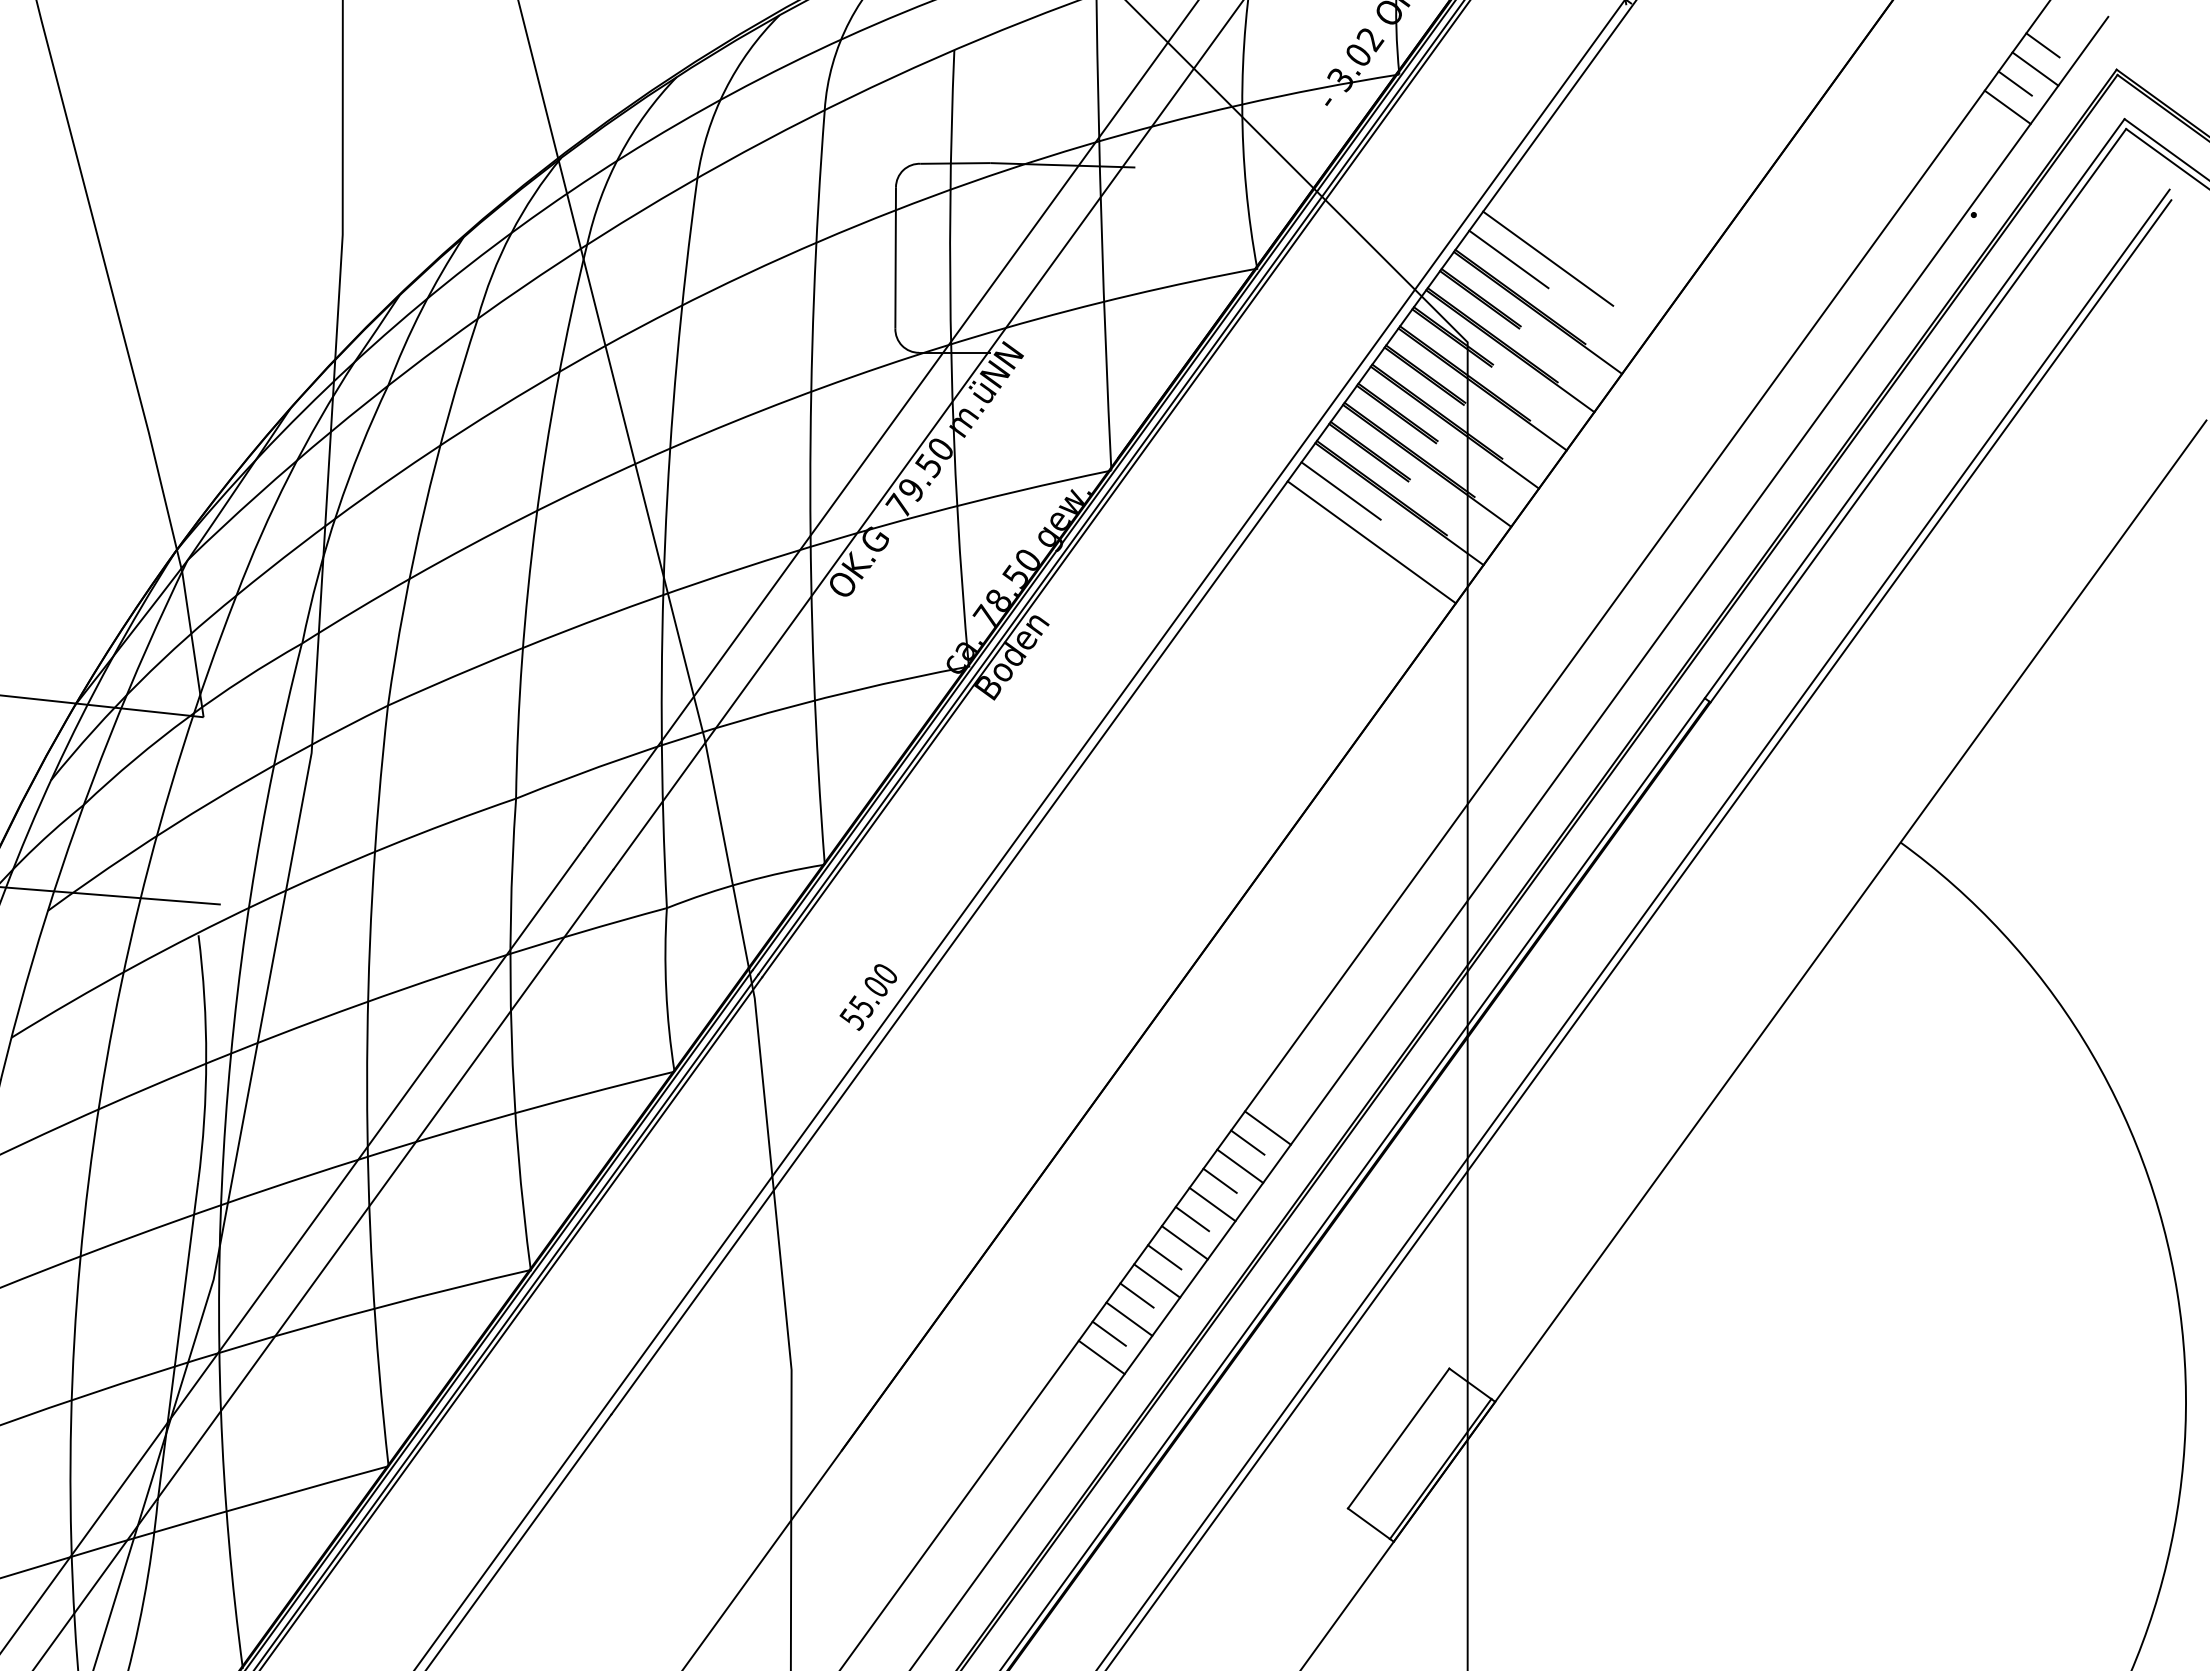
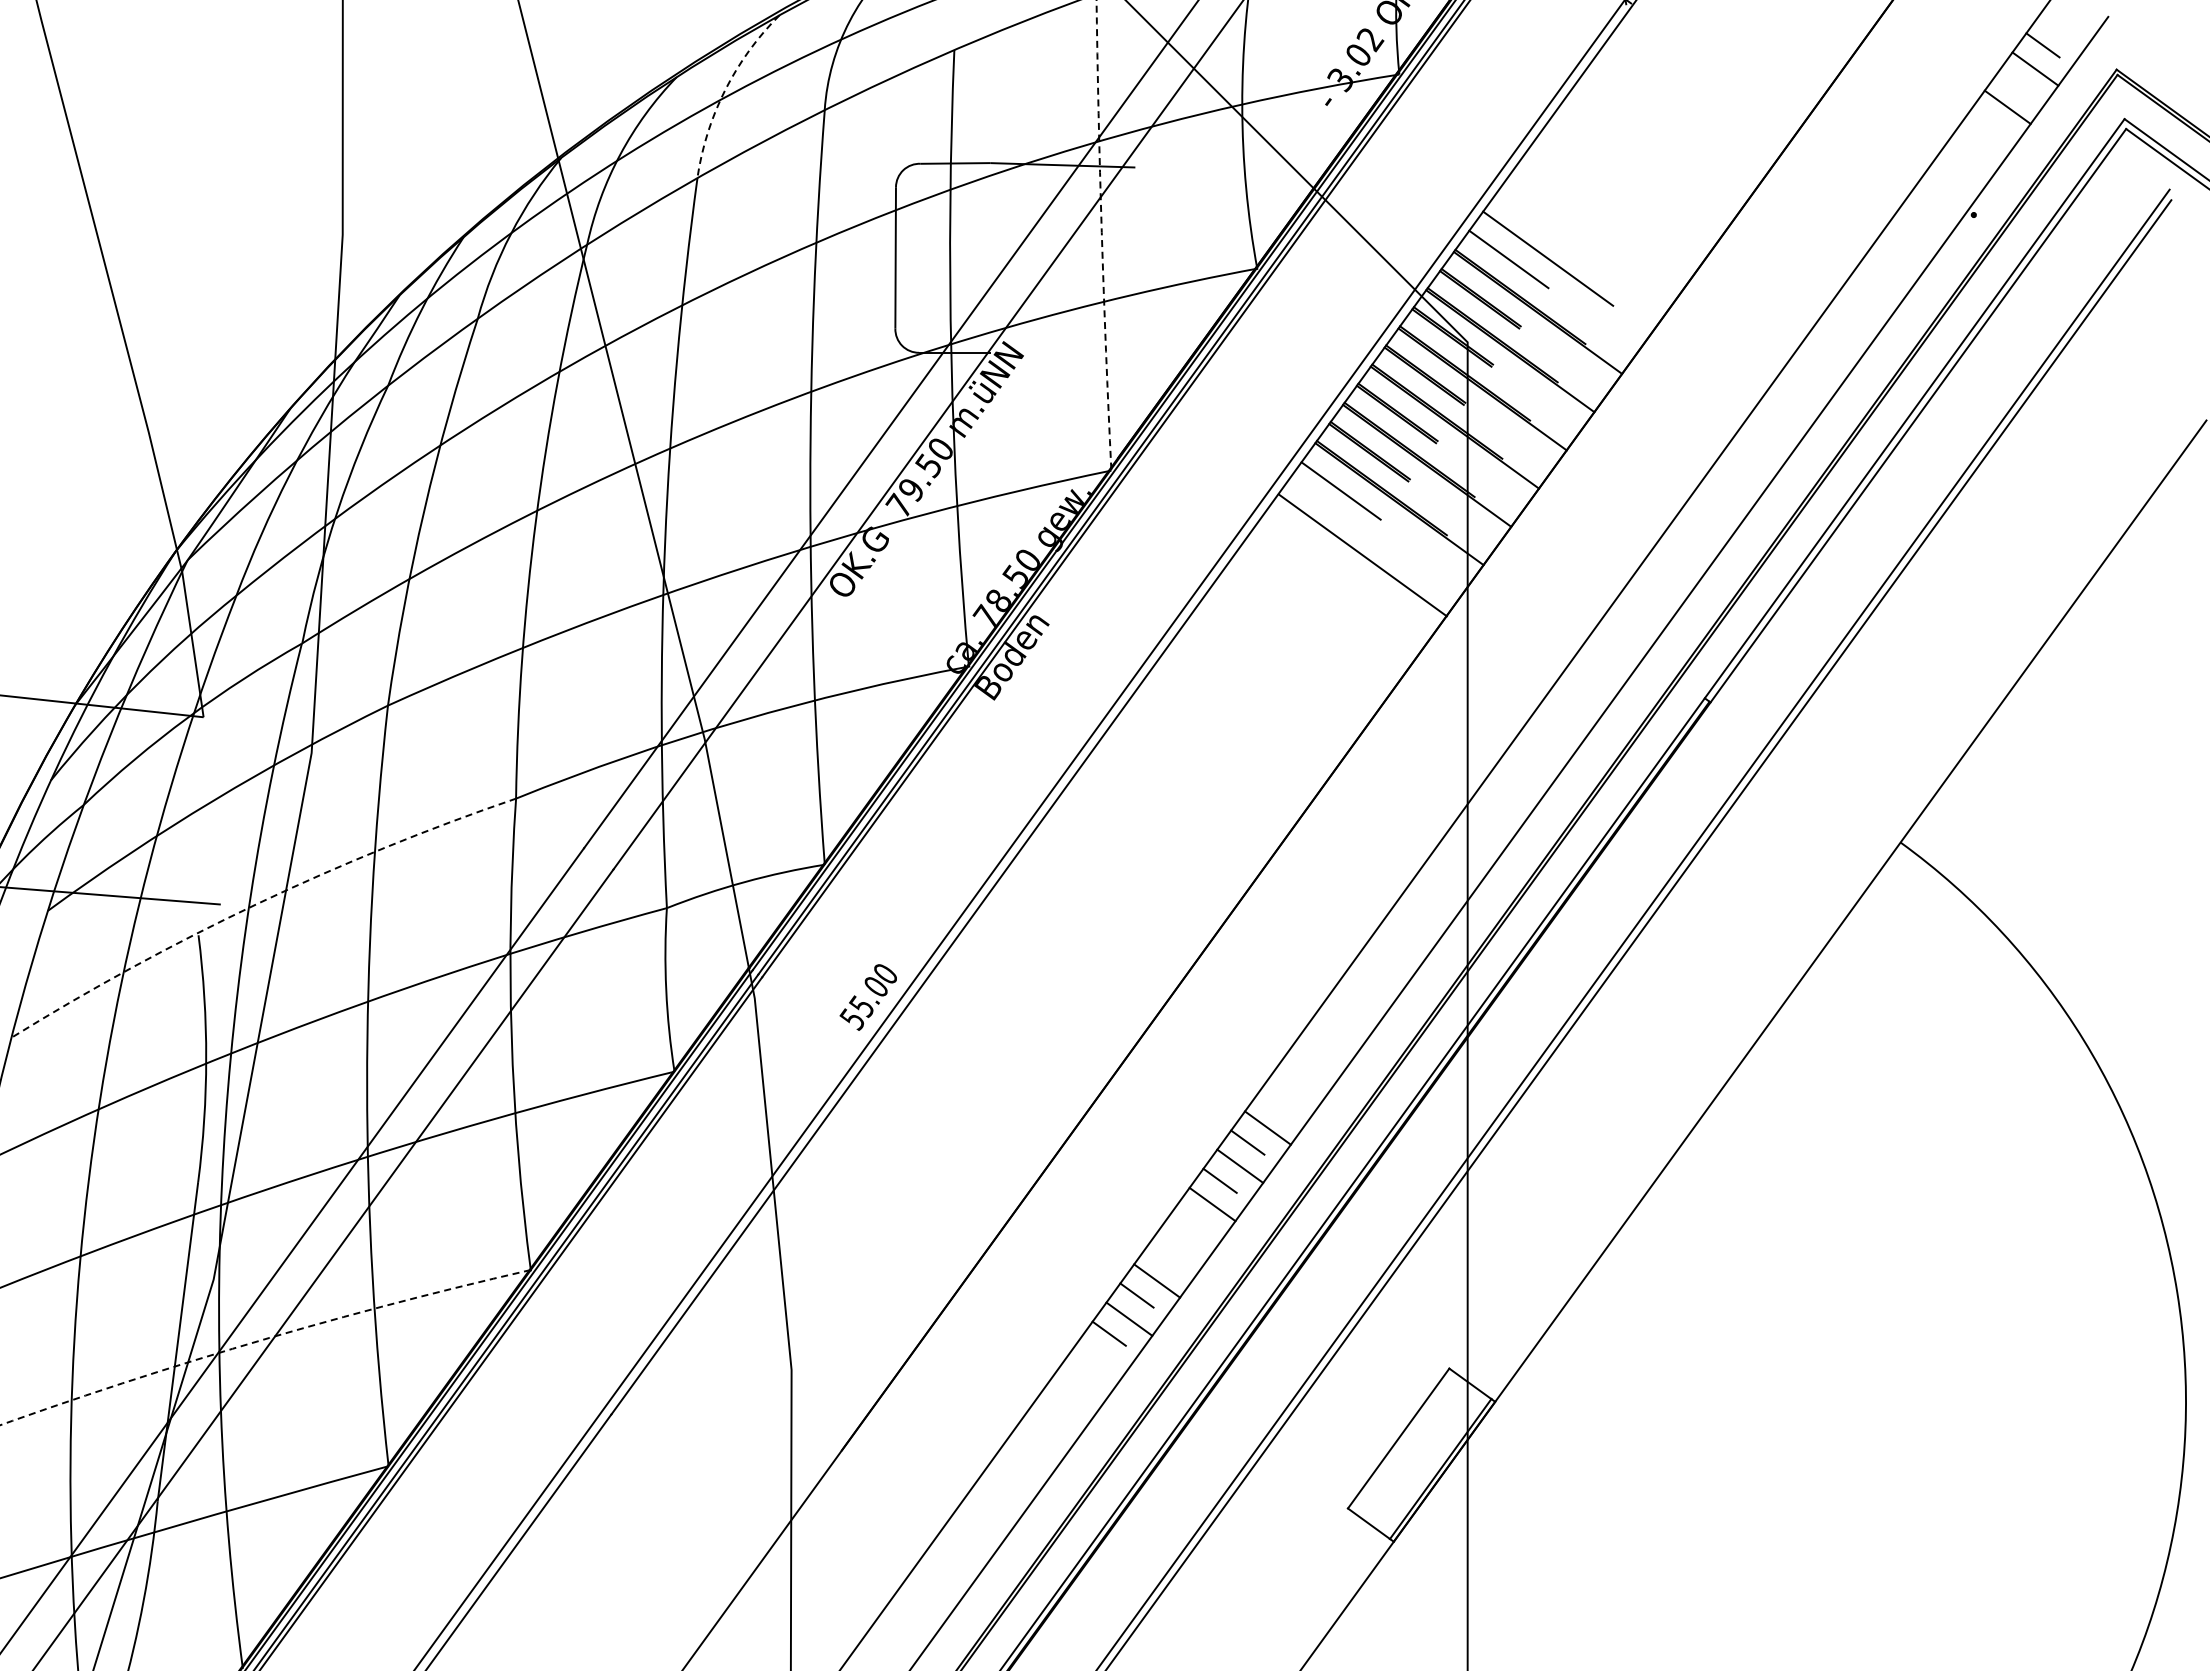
line: present -> none (2014, 83)
arc: solid -> dashed (725, 90)
arc: solid -> dashed (1101, 235)
line position: (1371, 542) -> (1362, 555) (1362, 555)
arc: solid -> dashed (257, 903)
line: present -> none (1192, 1219)
line: present -> none (1184, 1242)
line: present -> none (1164, 1257)
arc: solid -> dashed (262, 1339)
line: present -> none (1101, 1357)
